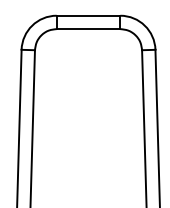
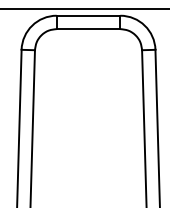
line: none -> present (84, 8)
